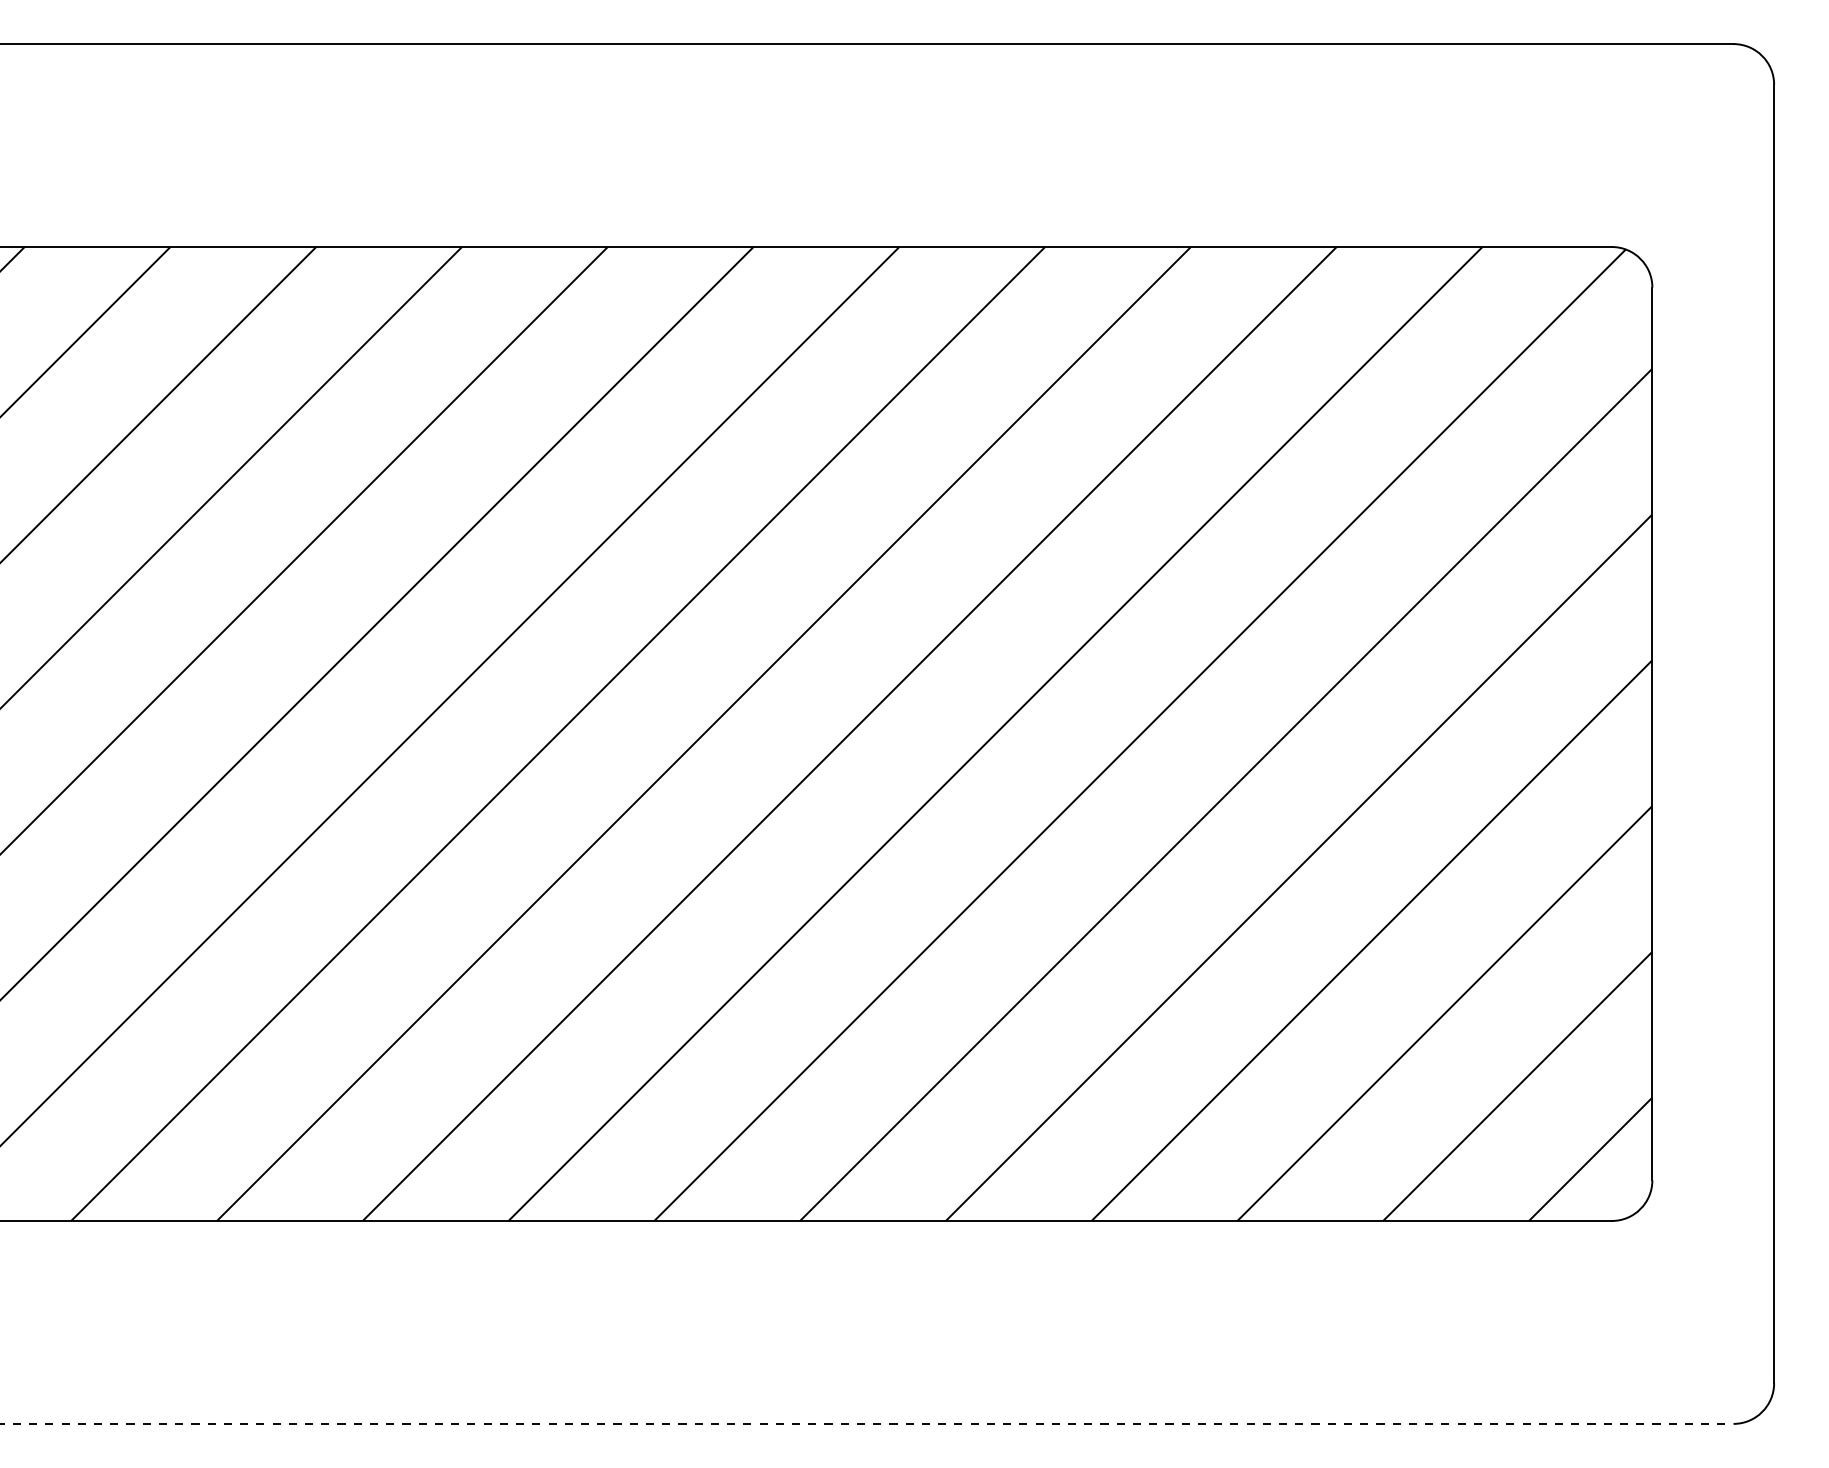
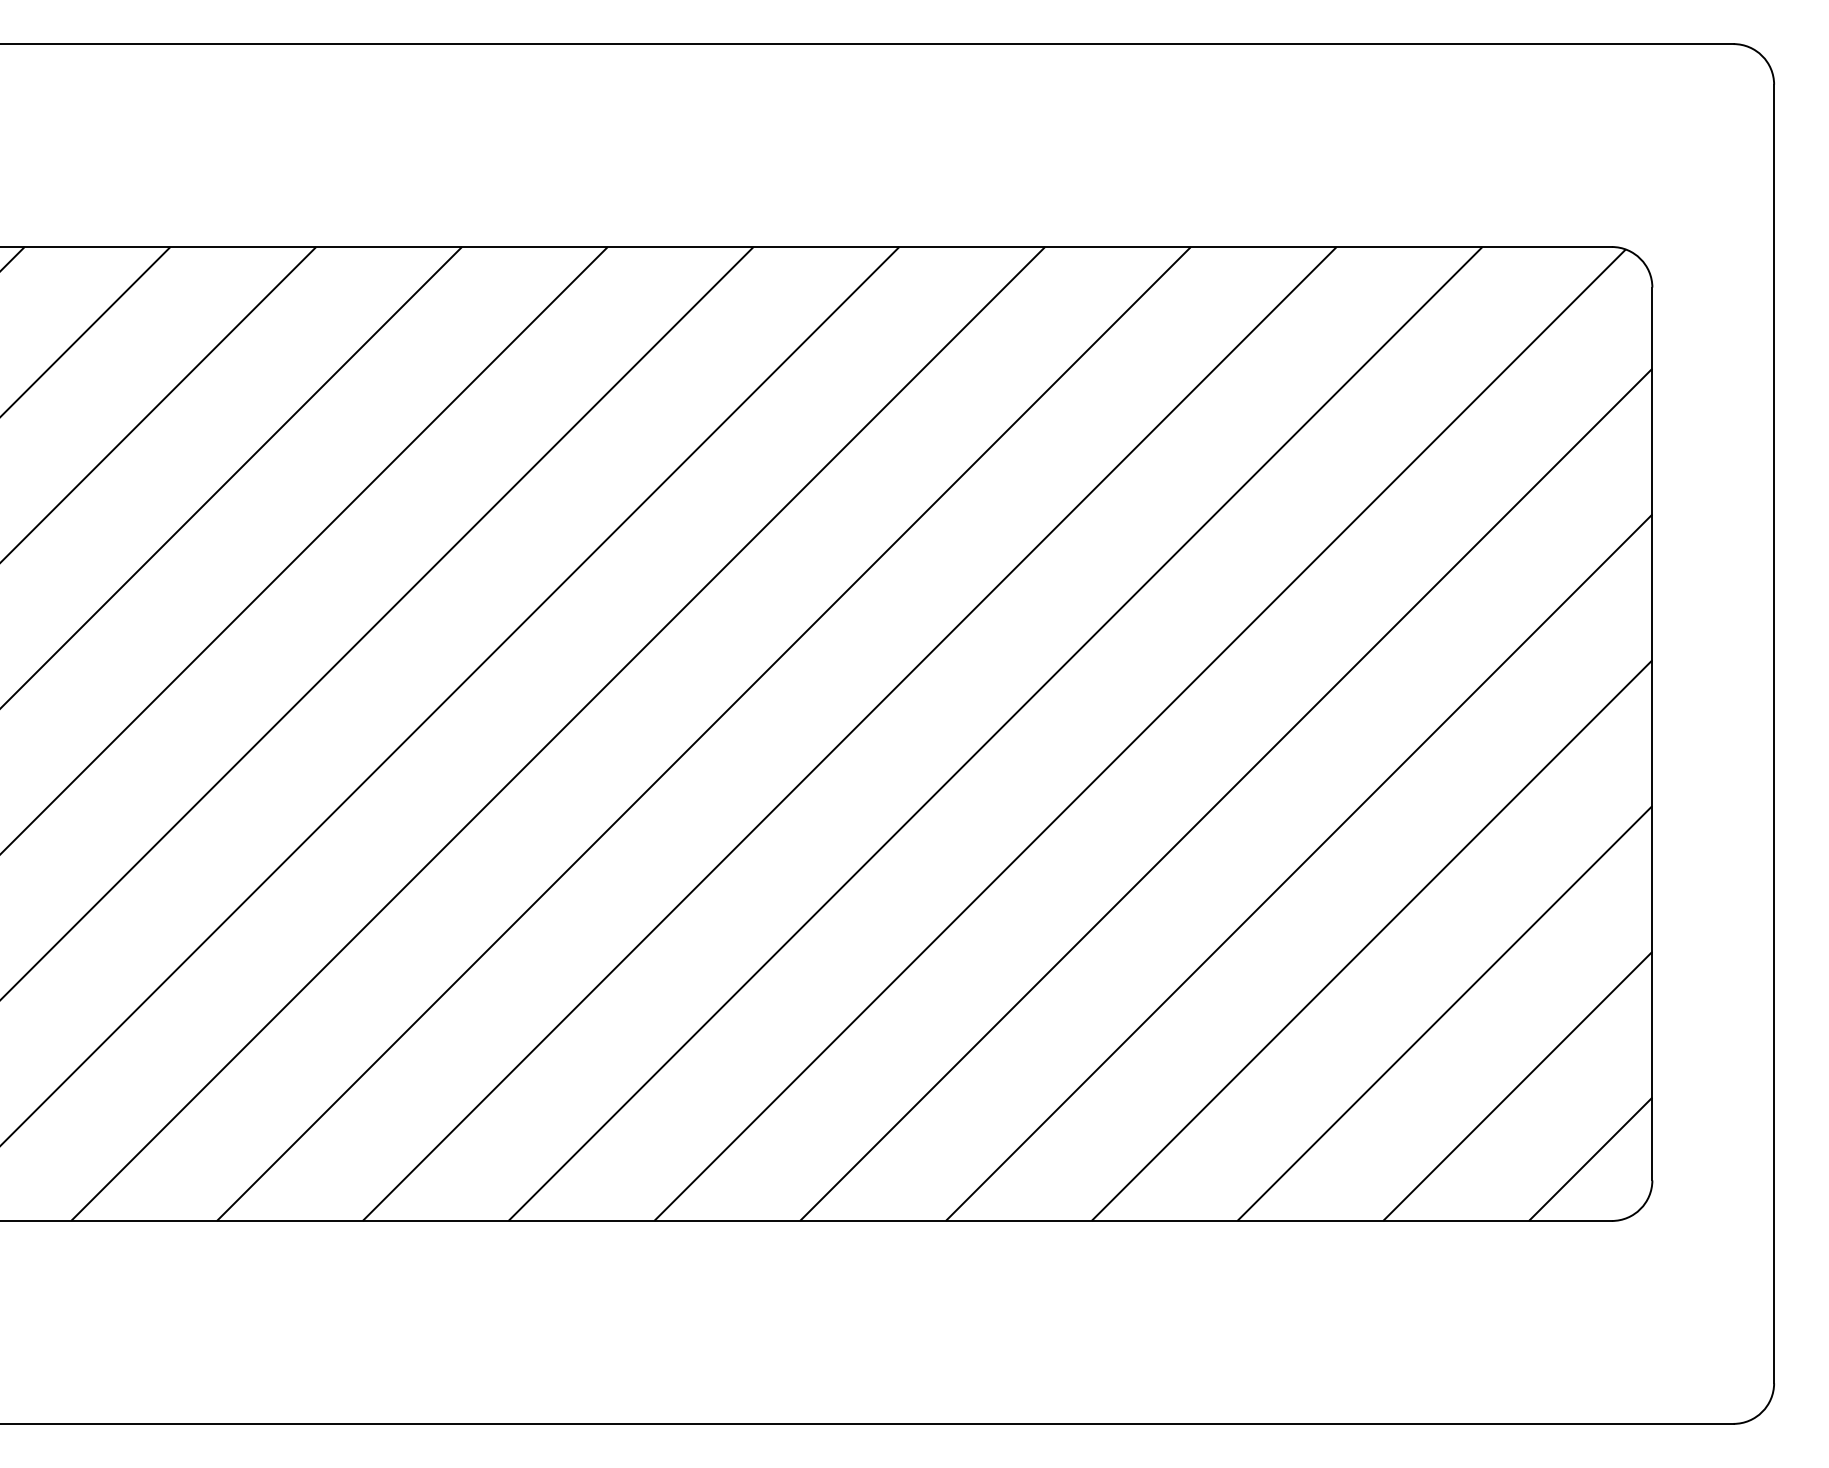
line: dashed -> solid (867, 1423)
